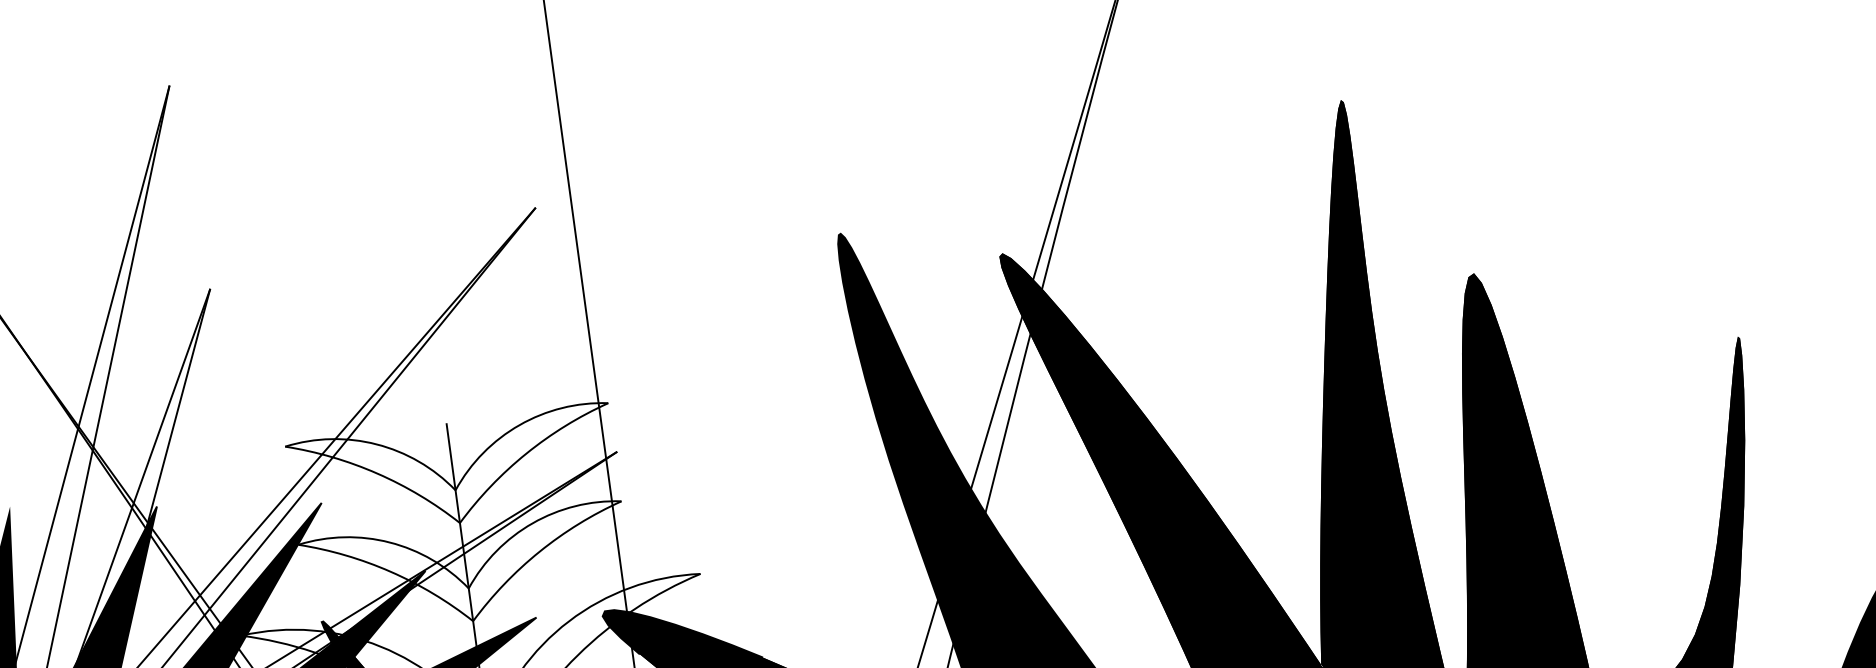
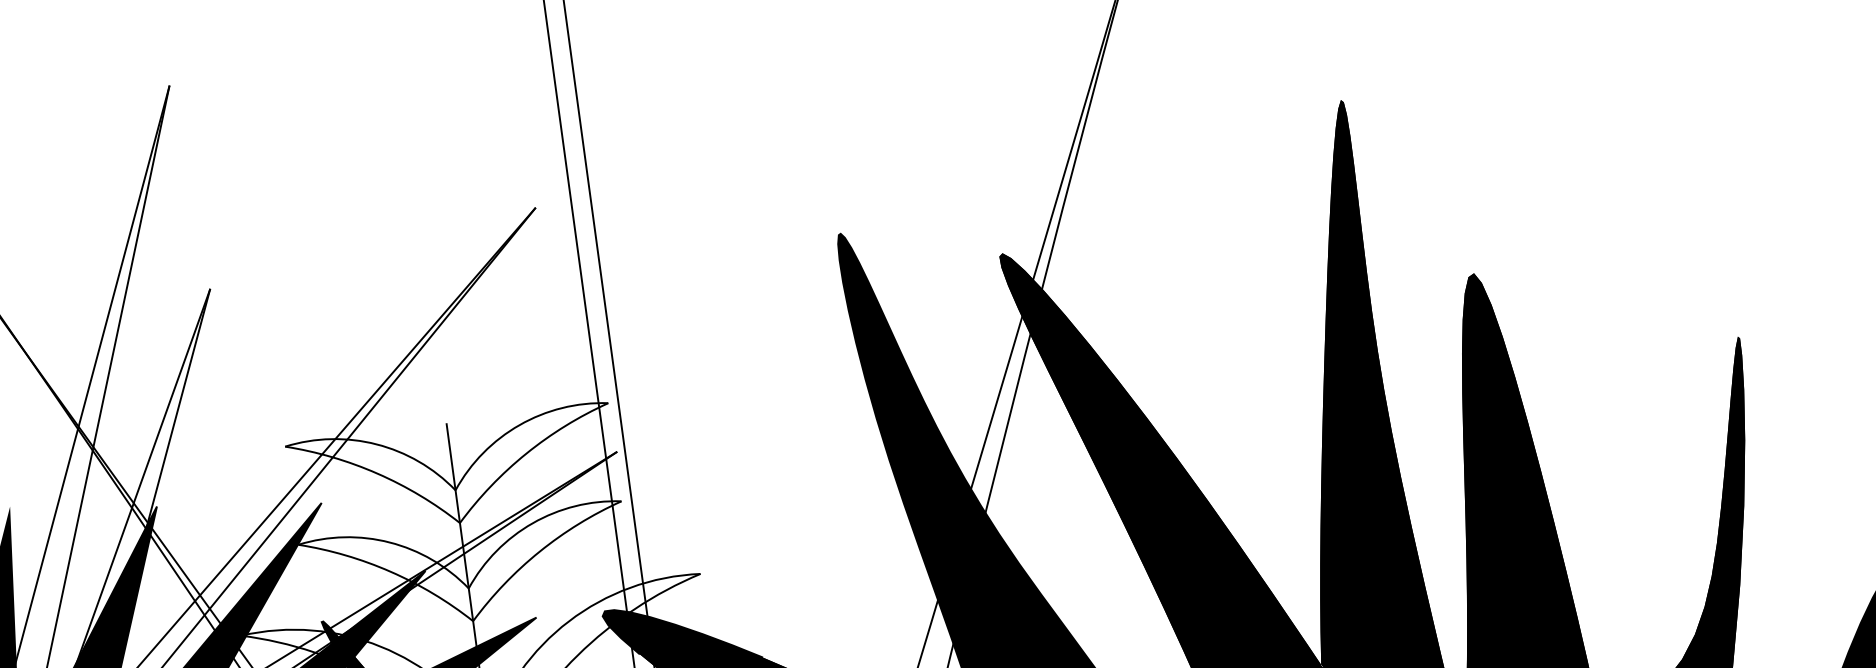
line: none -> present (608, 333)
